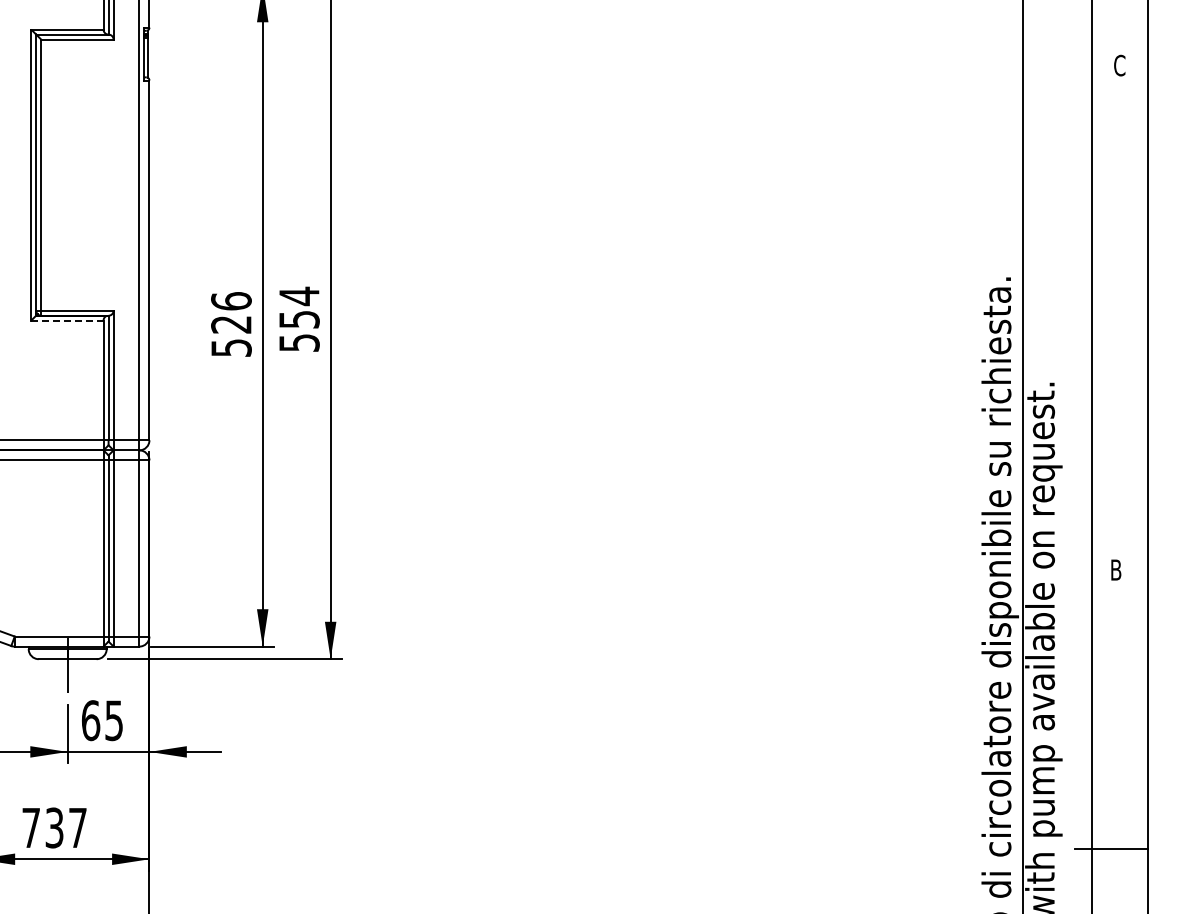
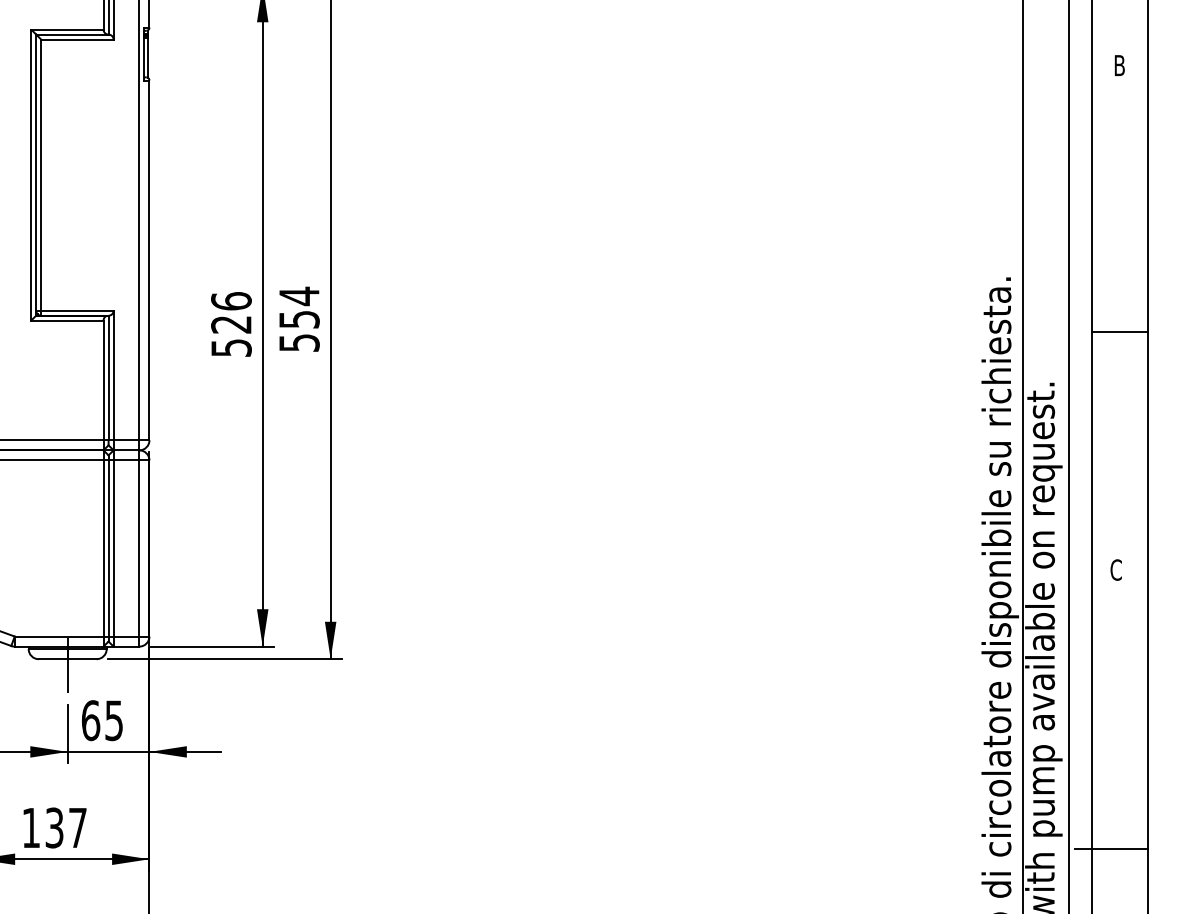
text: C -> B (1119, 65)
line: dashed -> solid (66, 320)
line: none -> present (1119, 331)
line: none -> present (1069, 456)
text: B -> C (1115, 569)
text: 737 -> 137 (30, 827)
